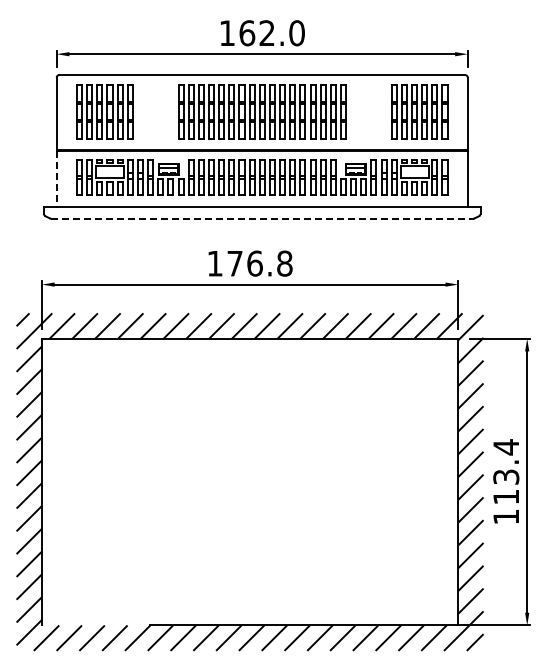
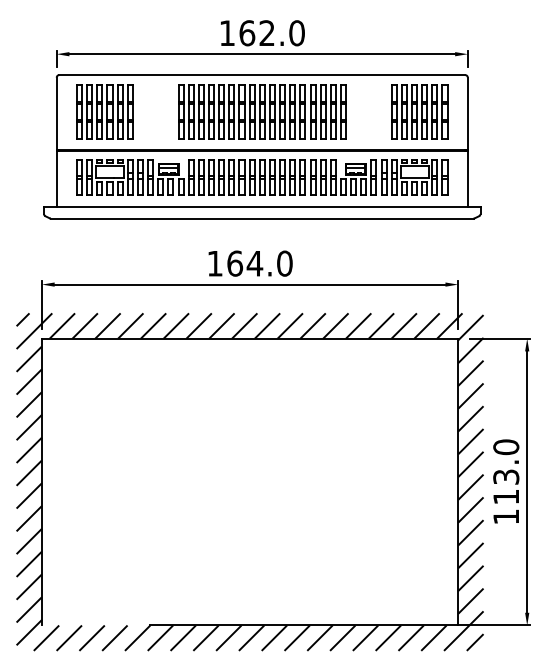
line: dashed -> solid (56, 179)
line: dashed -> solid (262, 218)
text: 176.8 -> 164.0 (259, 263)
text: 113.4 -> 113.0 (506, 447)
